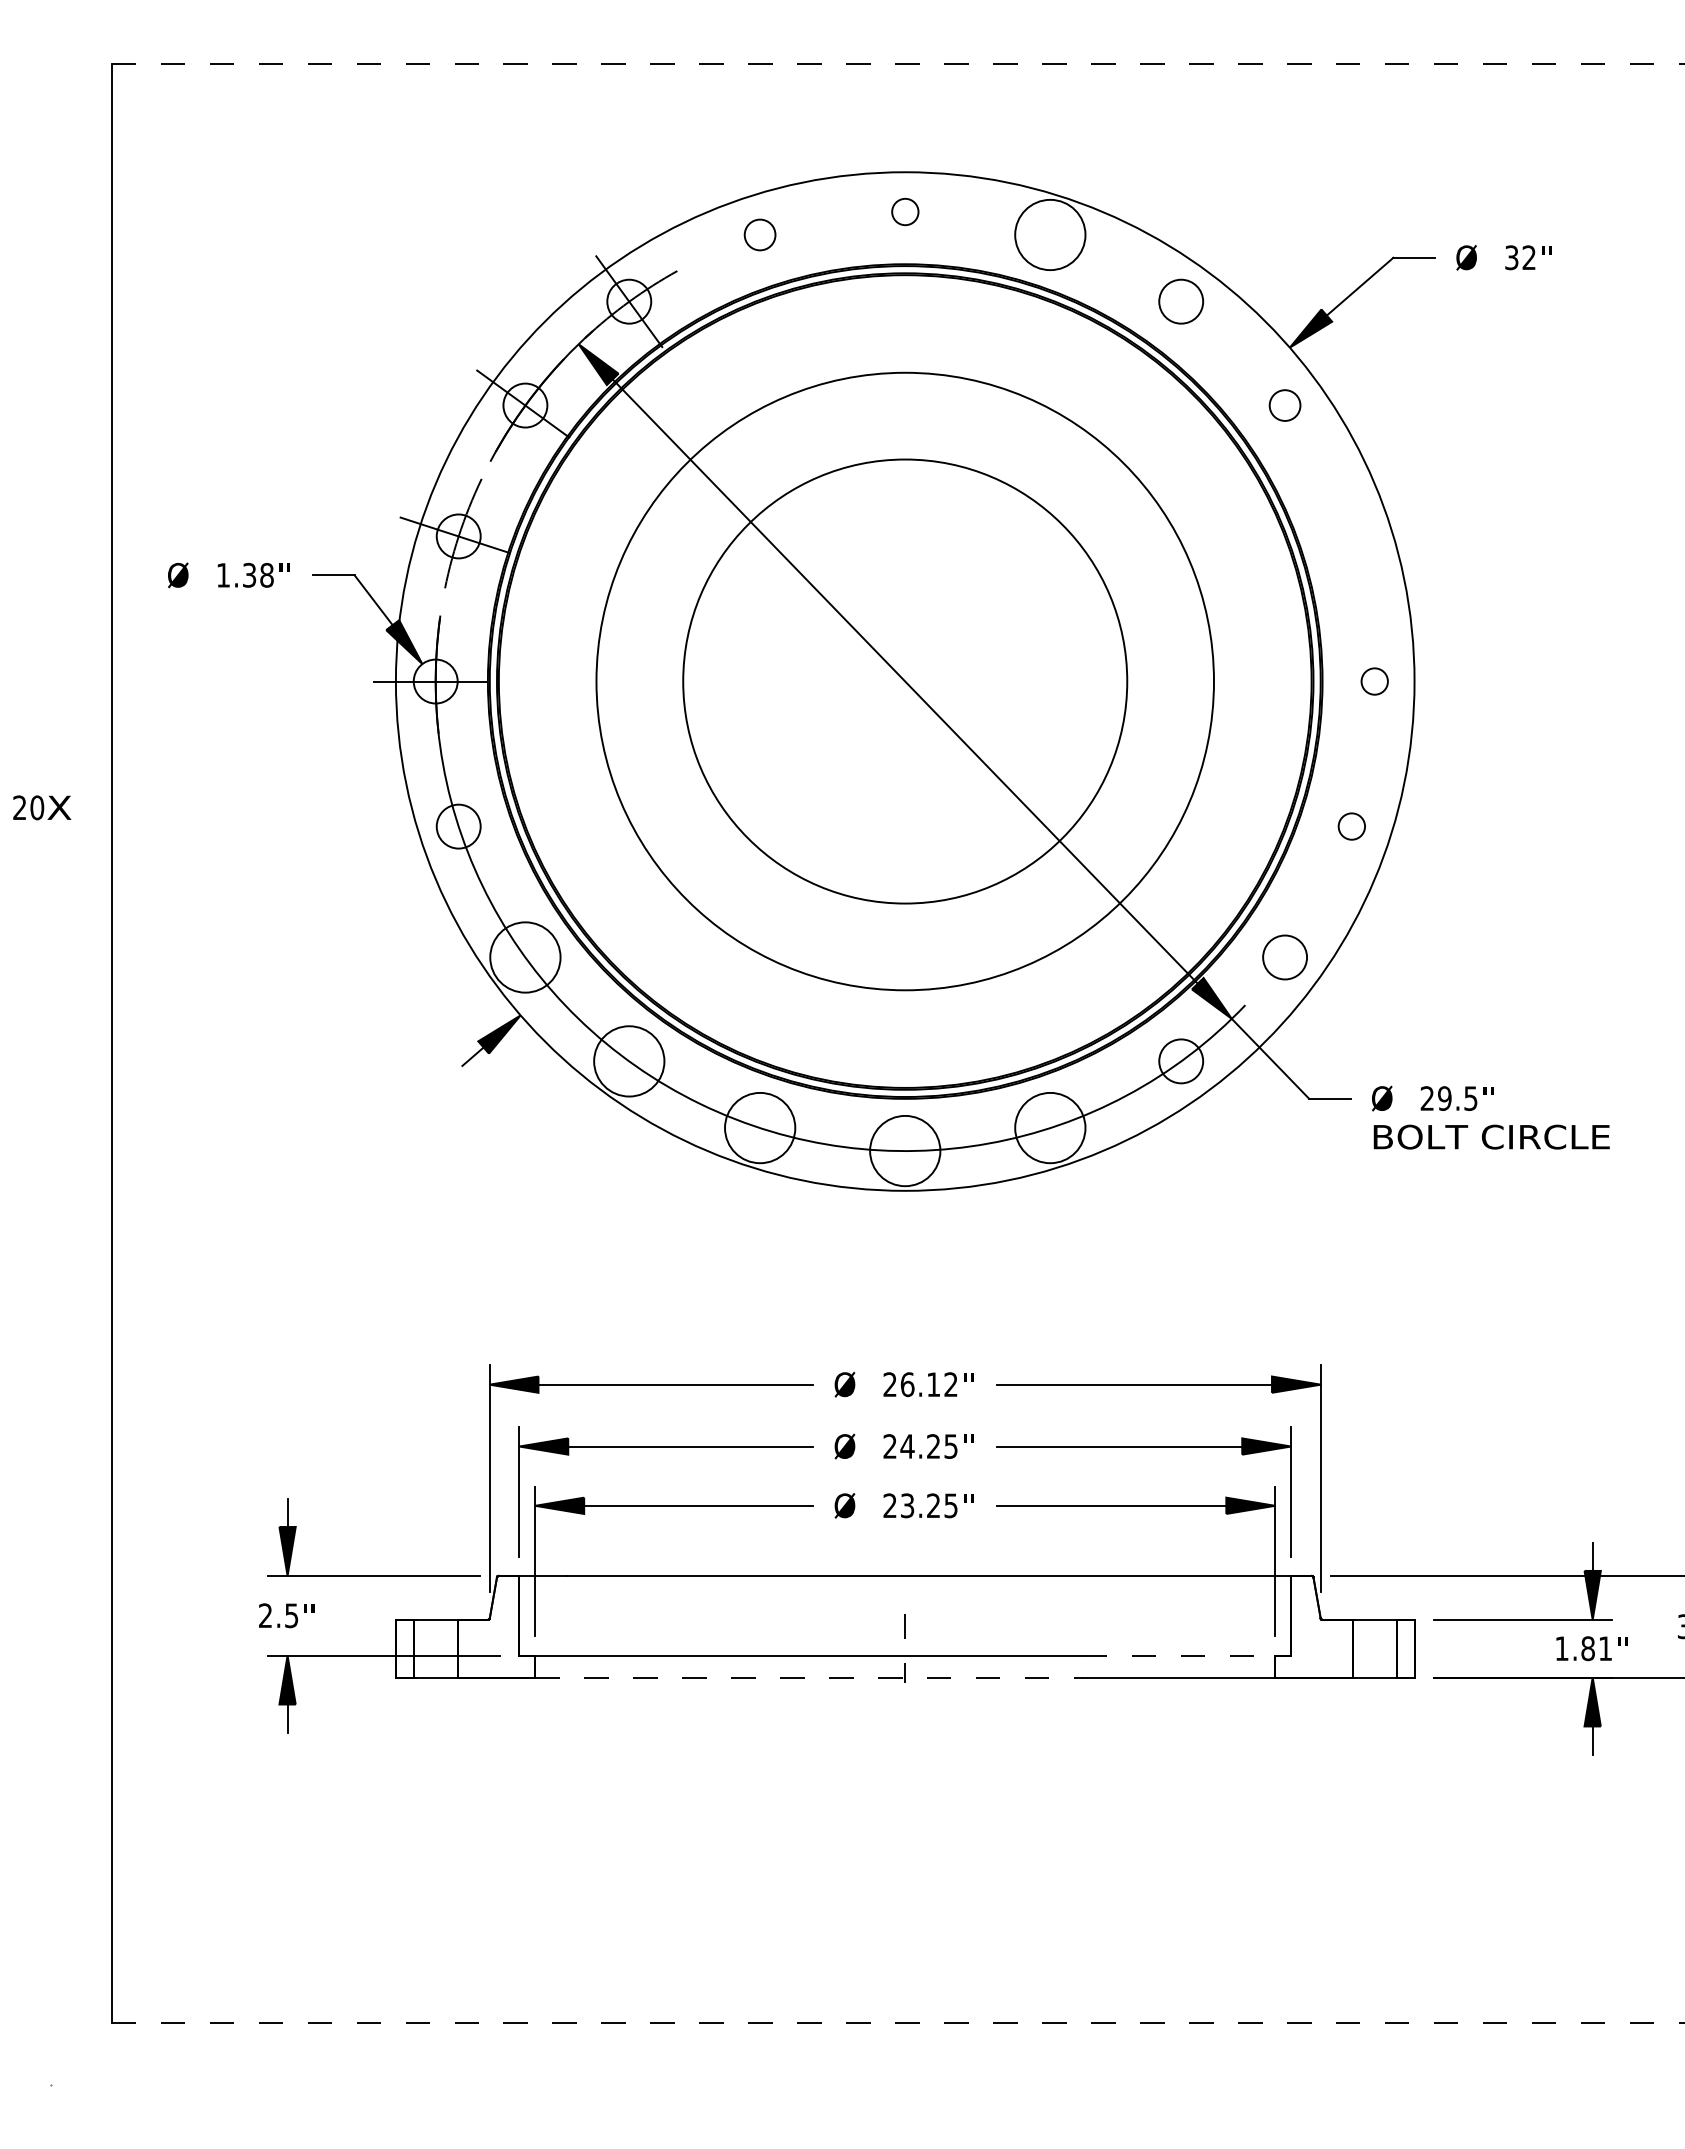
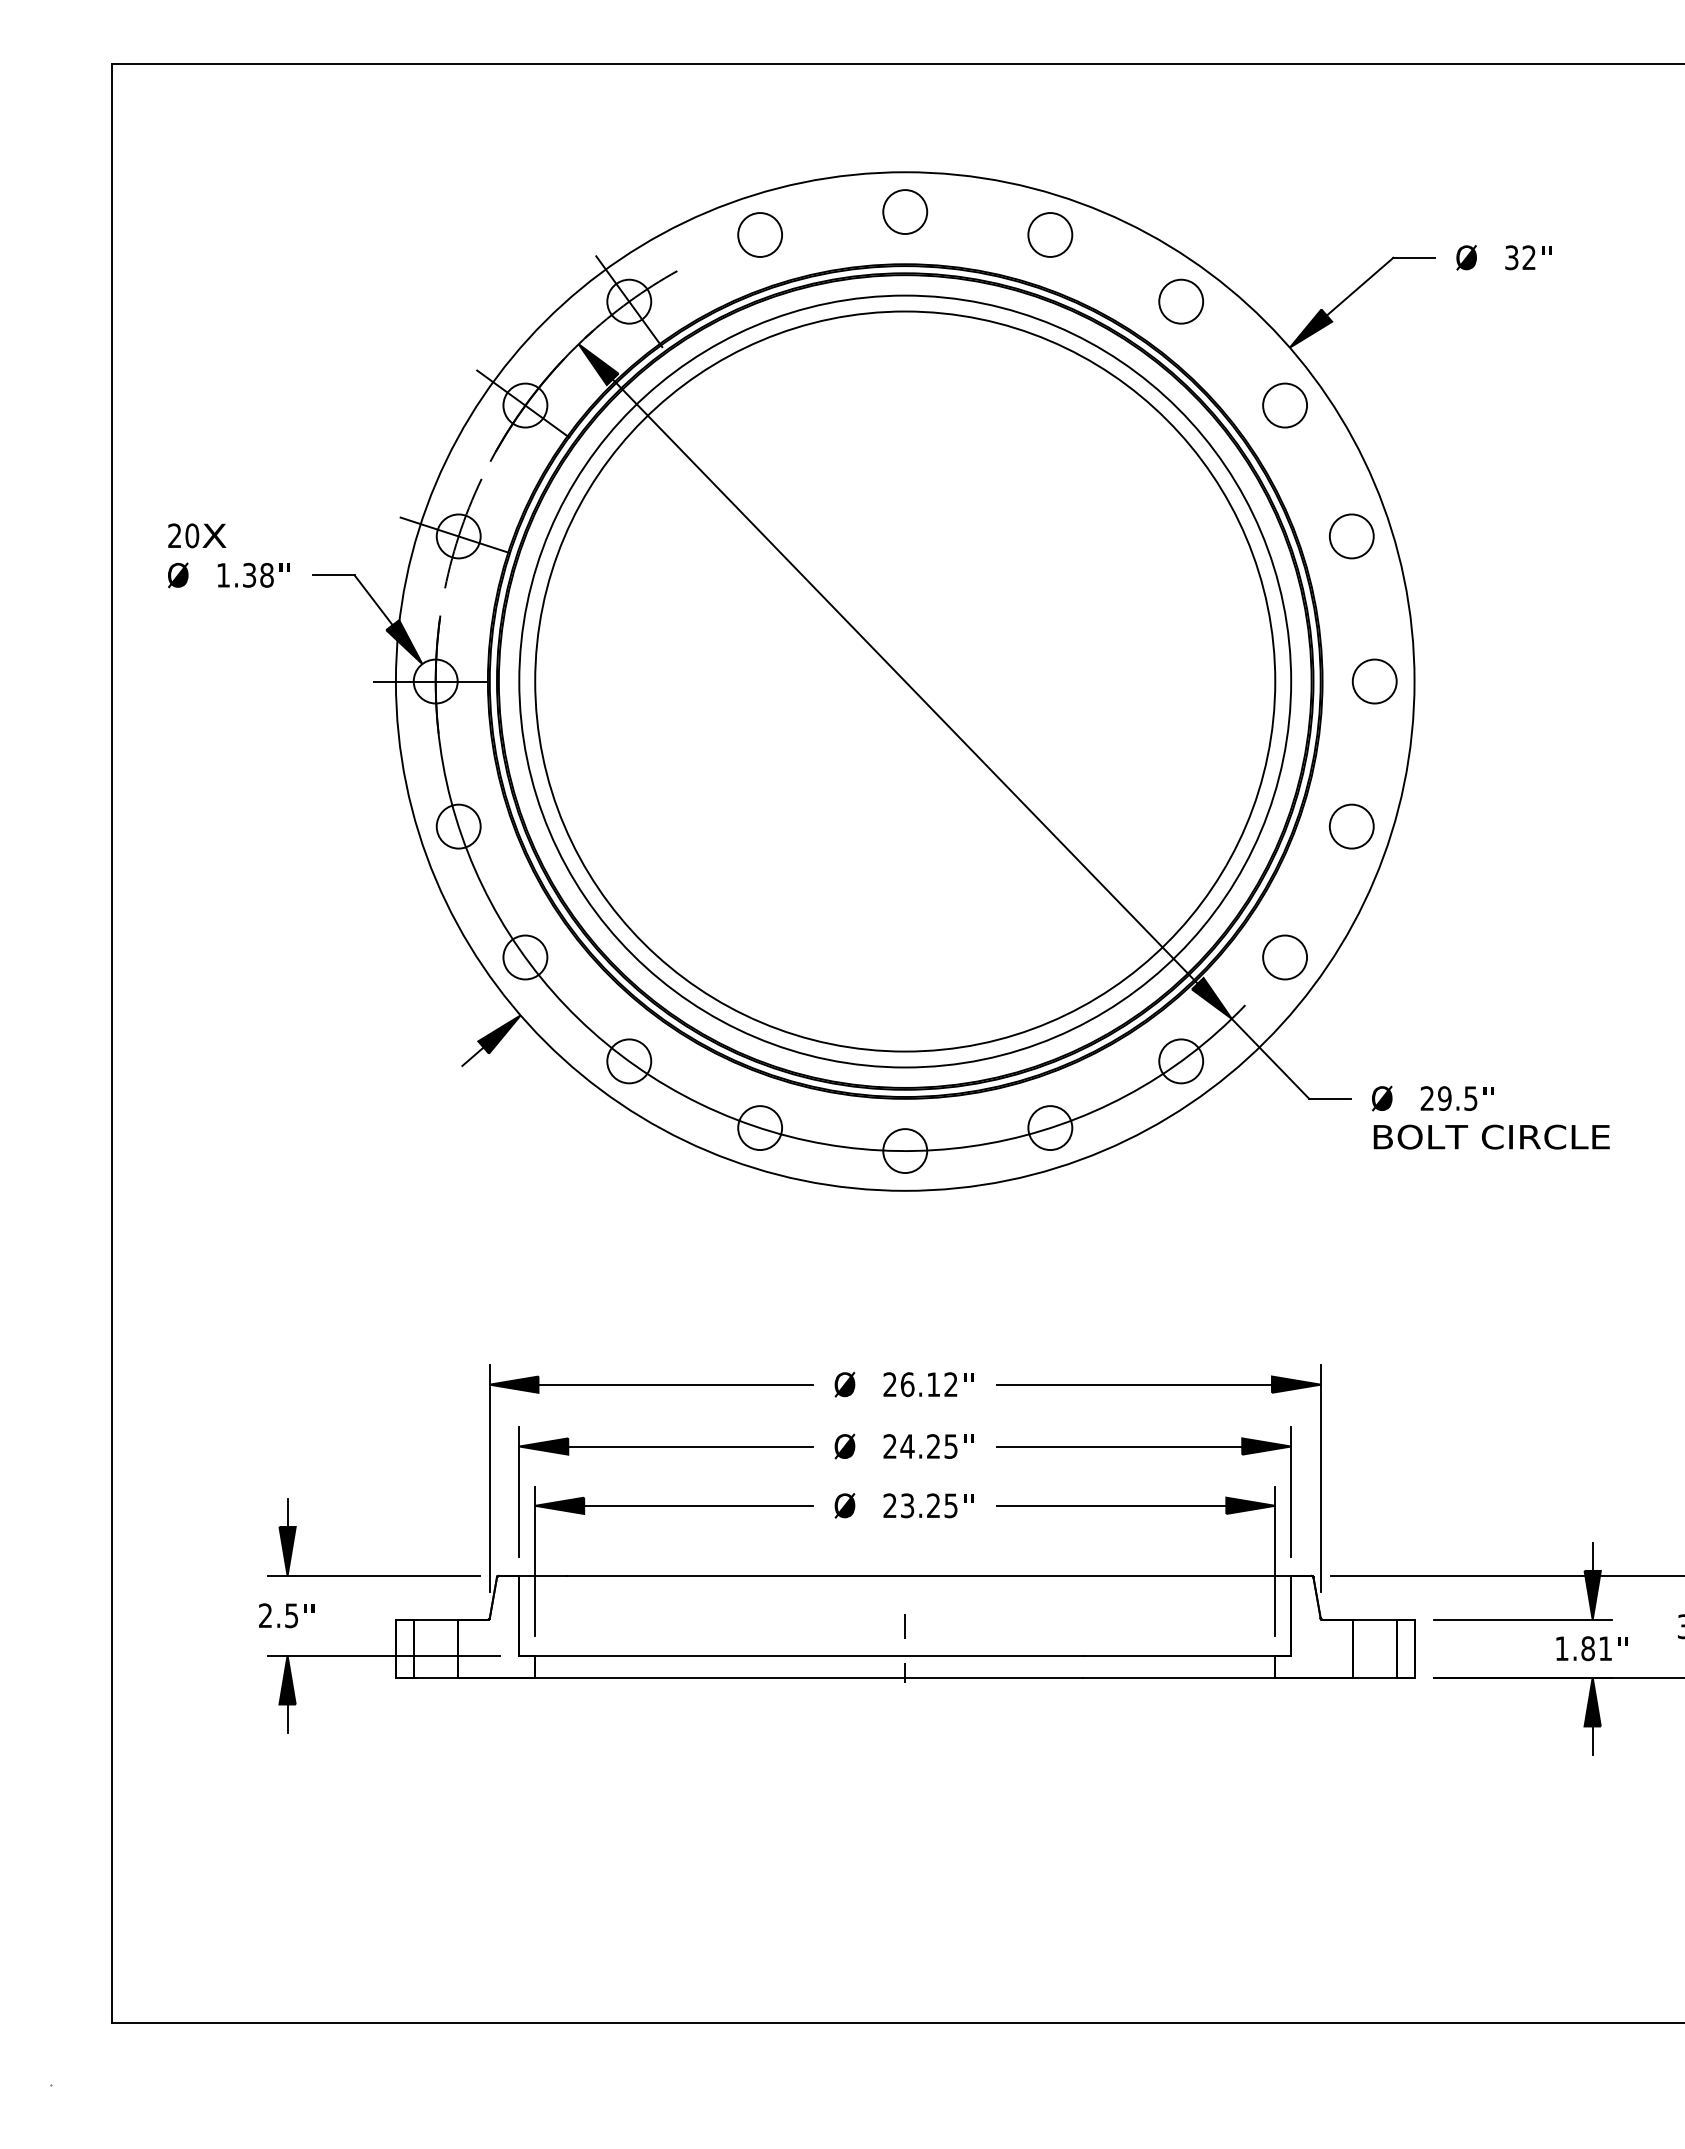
line: dashed -> solid (898, 64)
circle size: 29x29 px -> 47x46 px (905, 211)
circle size: 34x34 px -> 46x46 px (759, 234)
circle diameter: 70 px -> 44 px (1050, 234)
circle diameter: 31 px -> 44 px (1285, 405)
circle: none -> present (1351, 536)
circle diameter: 618 px -> 772 px (905, 681)
circle diameter: 444 px -> 740 px (905, 681)
circle diameter: 26 px -> 44 px (1374, 681)
text position: (42, 807) -> (197, 535) (197, 535)
circle size: 29x29 px -> 46x47 px (1351, 826)
circle diameter: 70 px -> 44 px (525, 957)
circle diameter: 70 px -> 44 px (629, 1061)
circle diameter: 70 px -> 44 px (760, 1128)
circle diameter: 70 px -> 44 px (1050, 1128)
circle diameter: 70 px -> 44 px (905, 1151)
line: dashed -> solid (1179, 1655)
line: dashed -> solid (808, 1677)
line: dashed -> solid (898, 2023)
